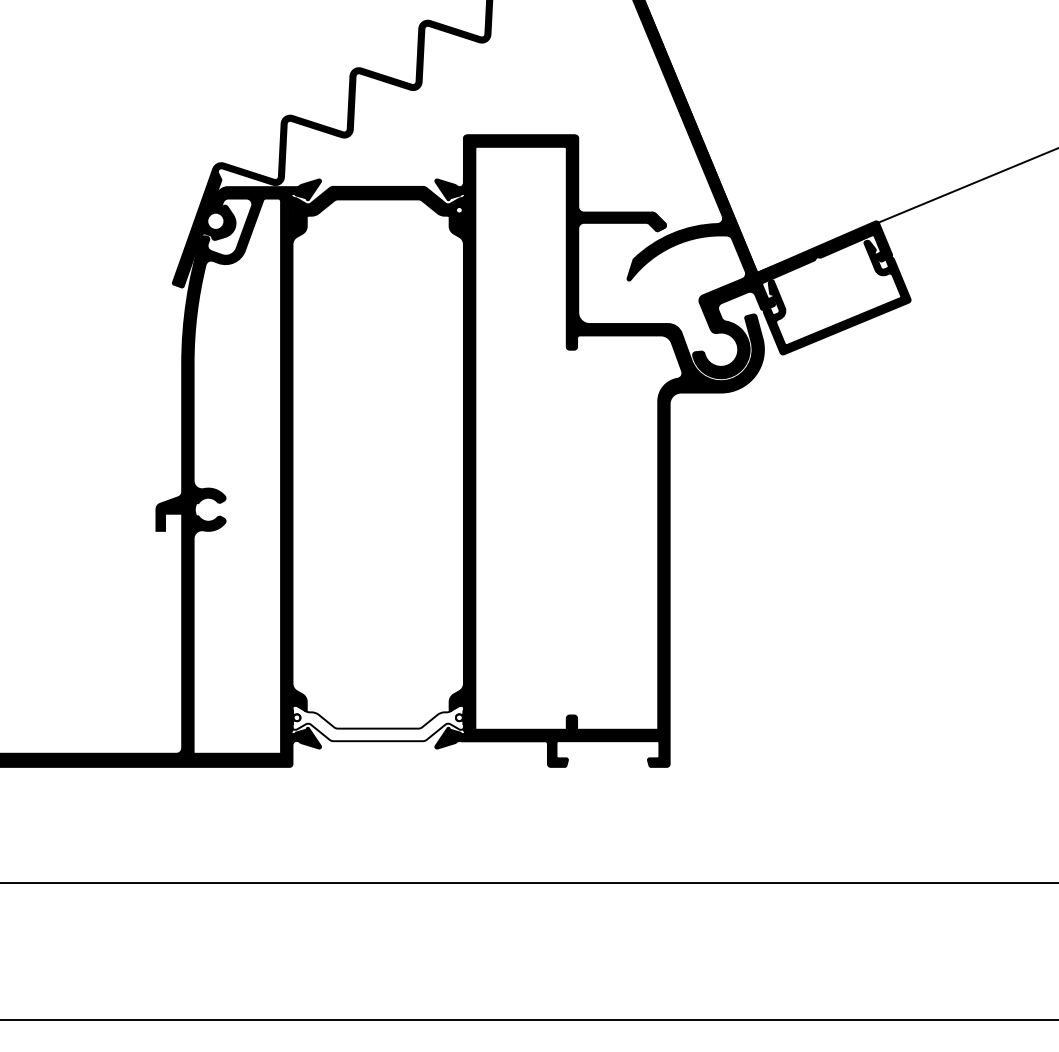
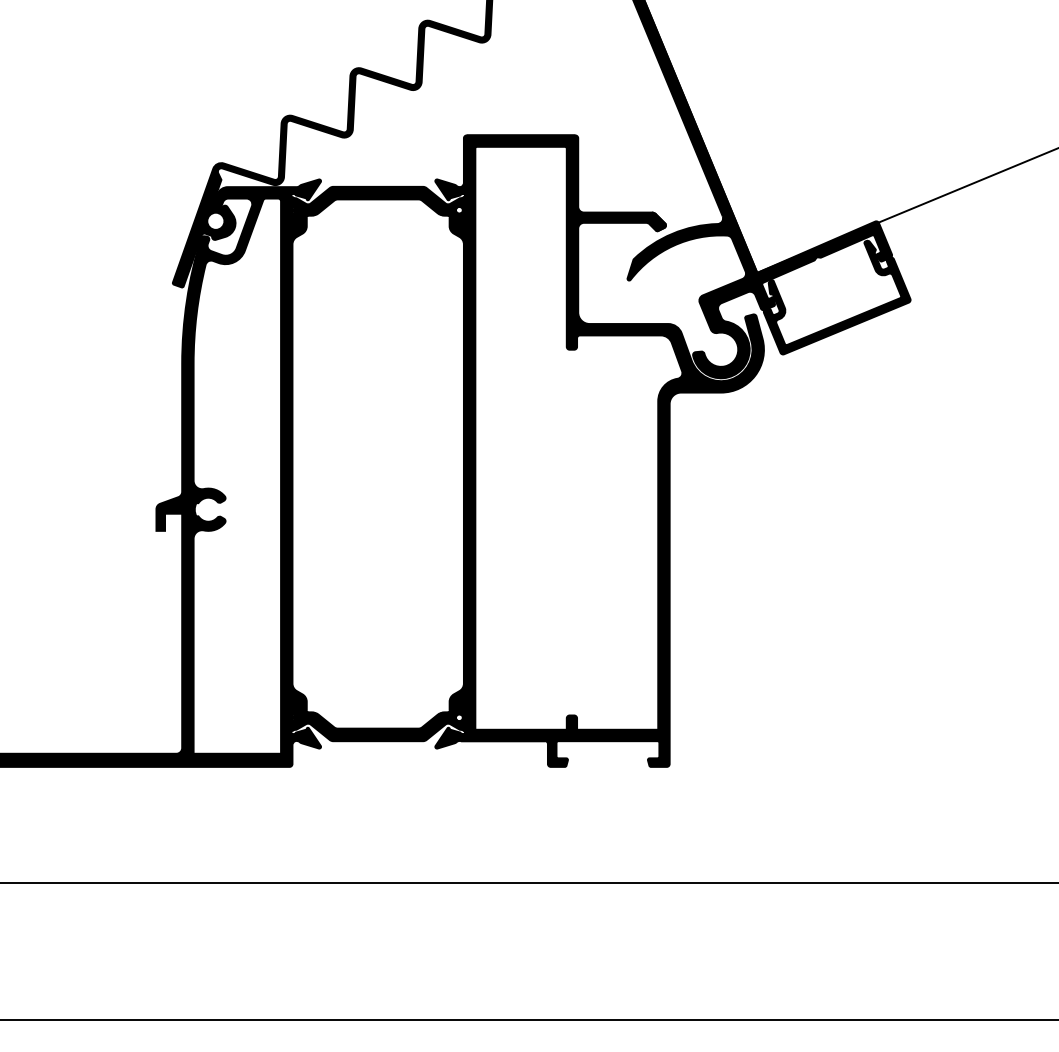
fill: none -> present (377, 722)
